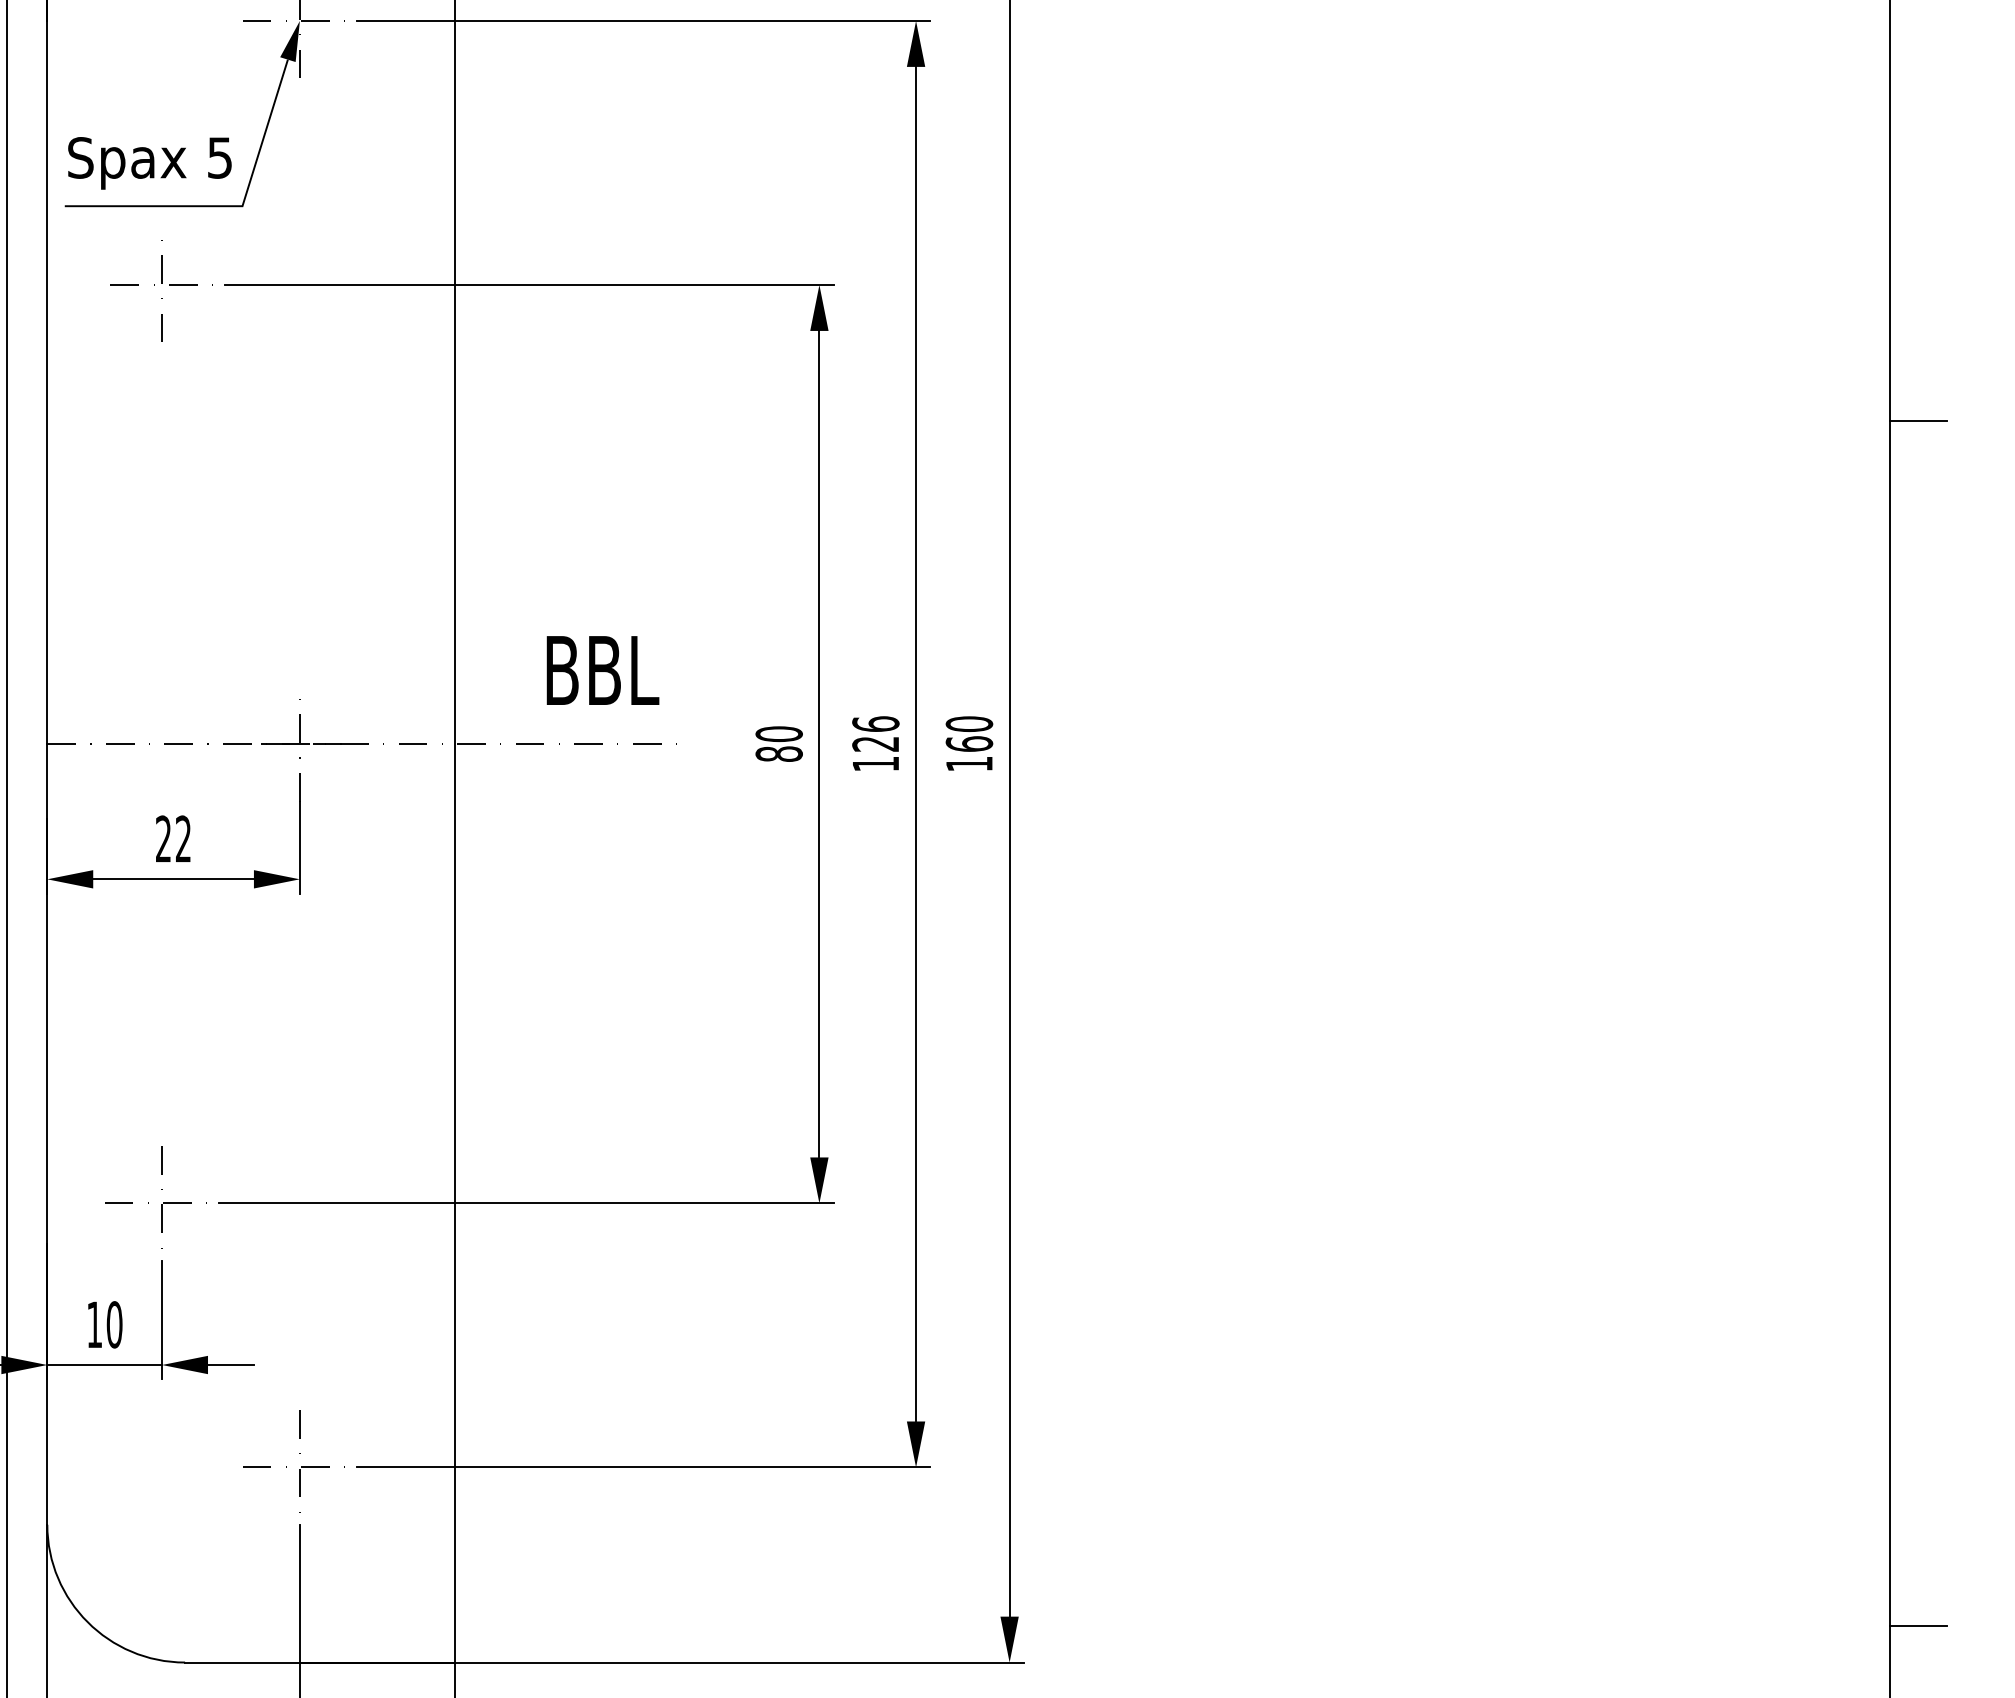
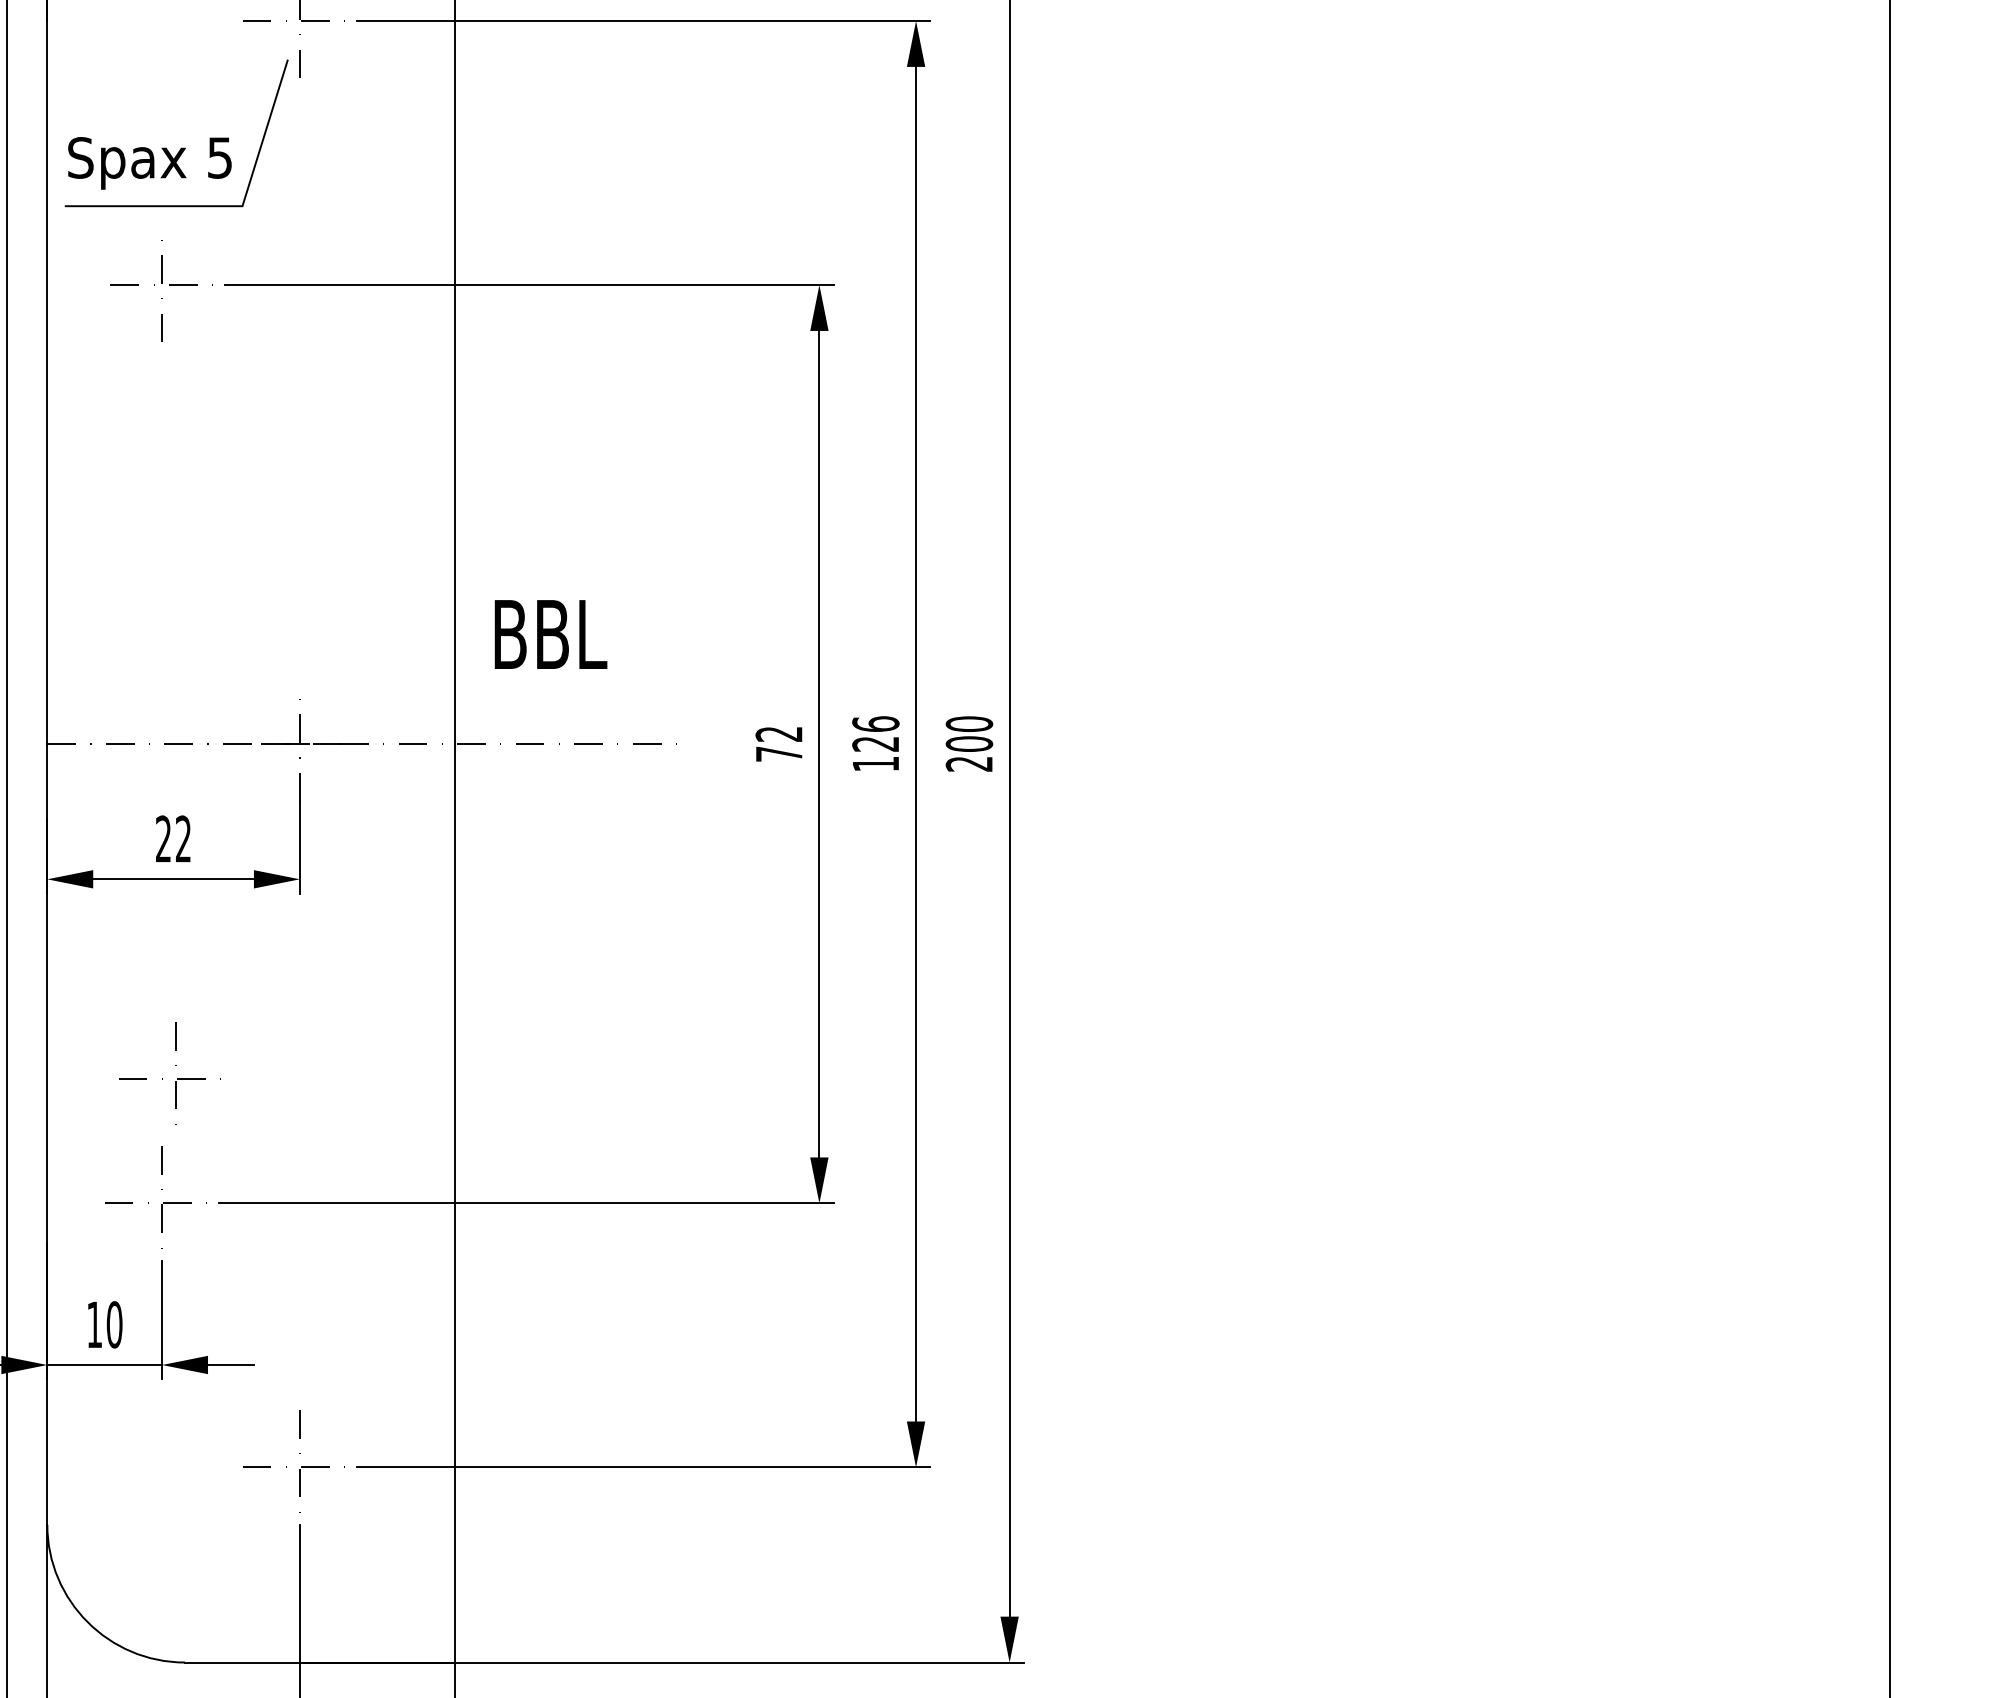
fill: present -> none (289, 41)
line: present -> none (1918, 420)
text position: (602, 670) -> (550, 634) (550, 634)
text: 80 -> 72 (778, 743)
text: 160 -> 200 (968, 753)
part: none -> present (162, 1078)
line: present -> none (1918, 1626)
